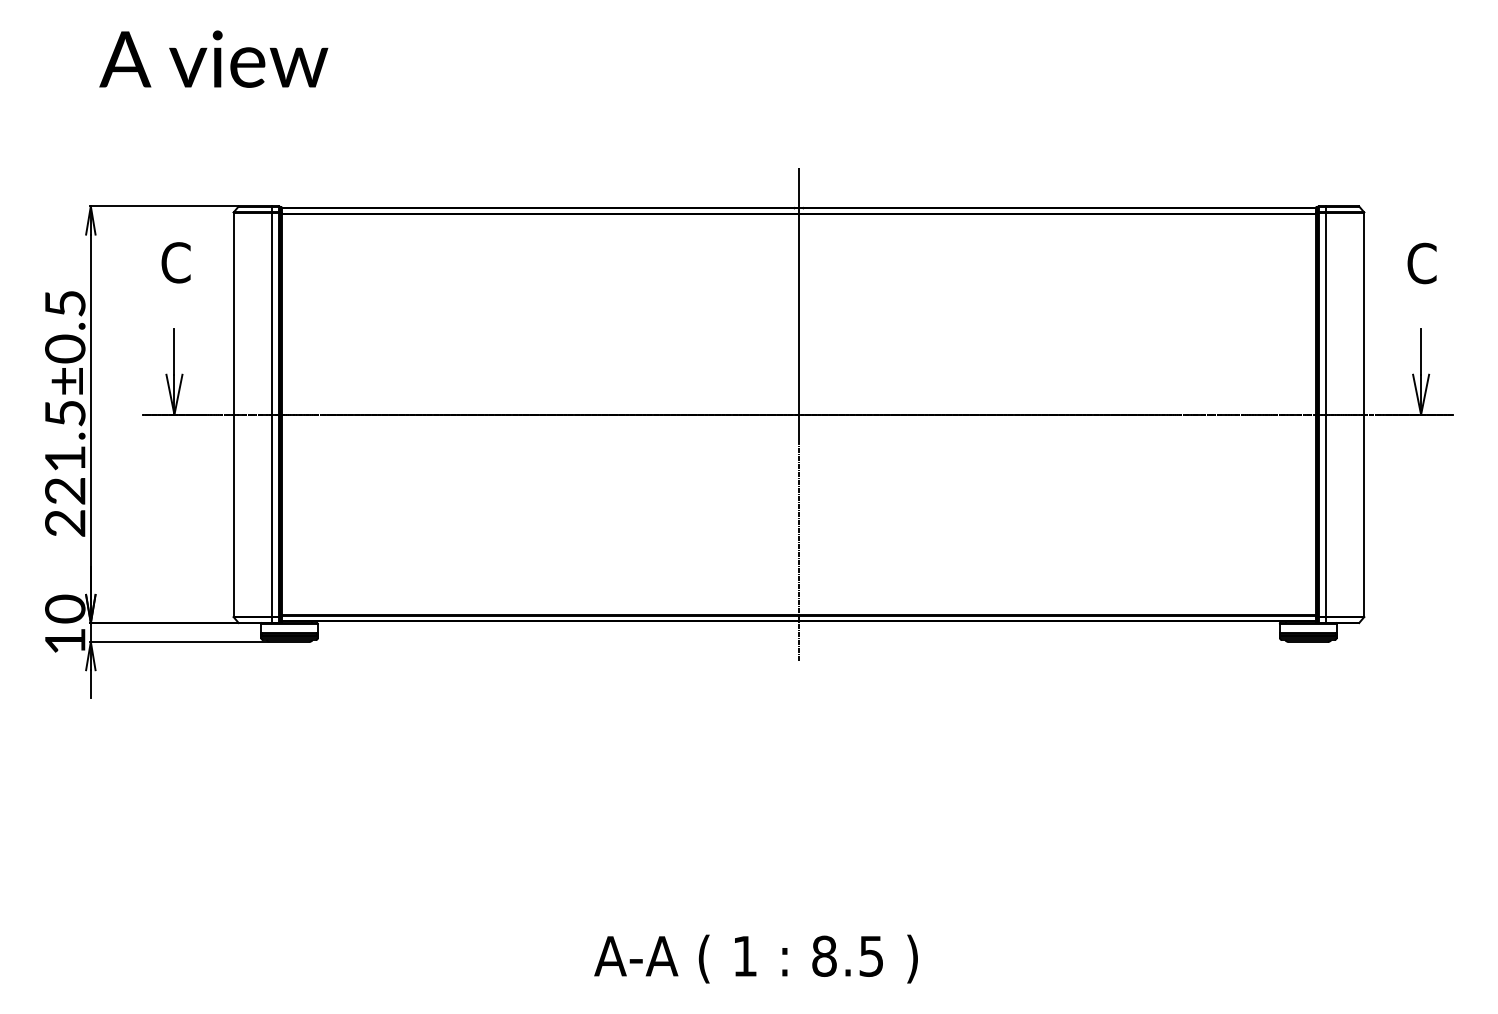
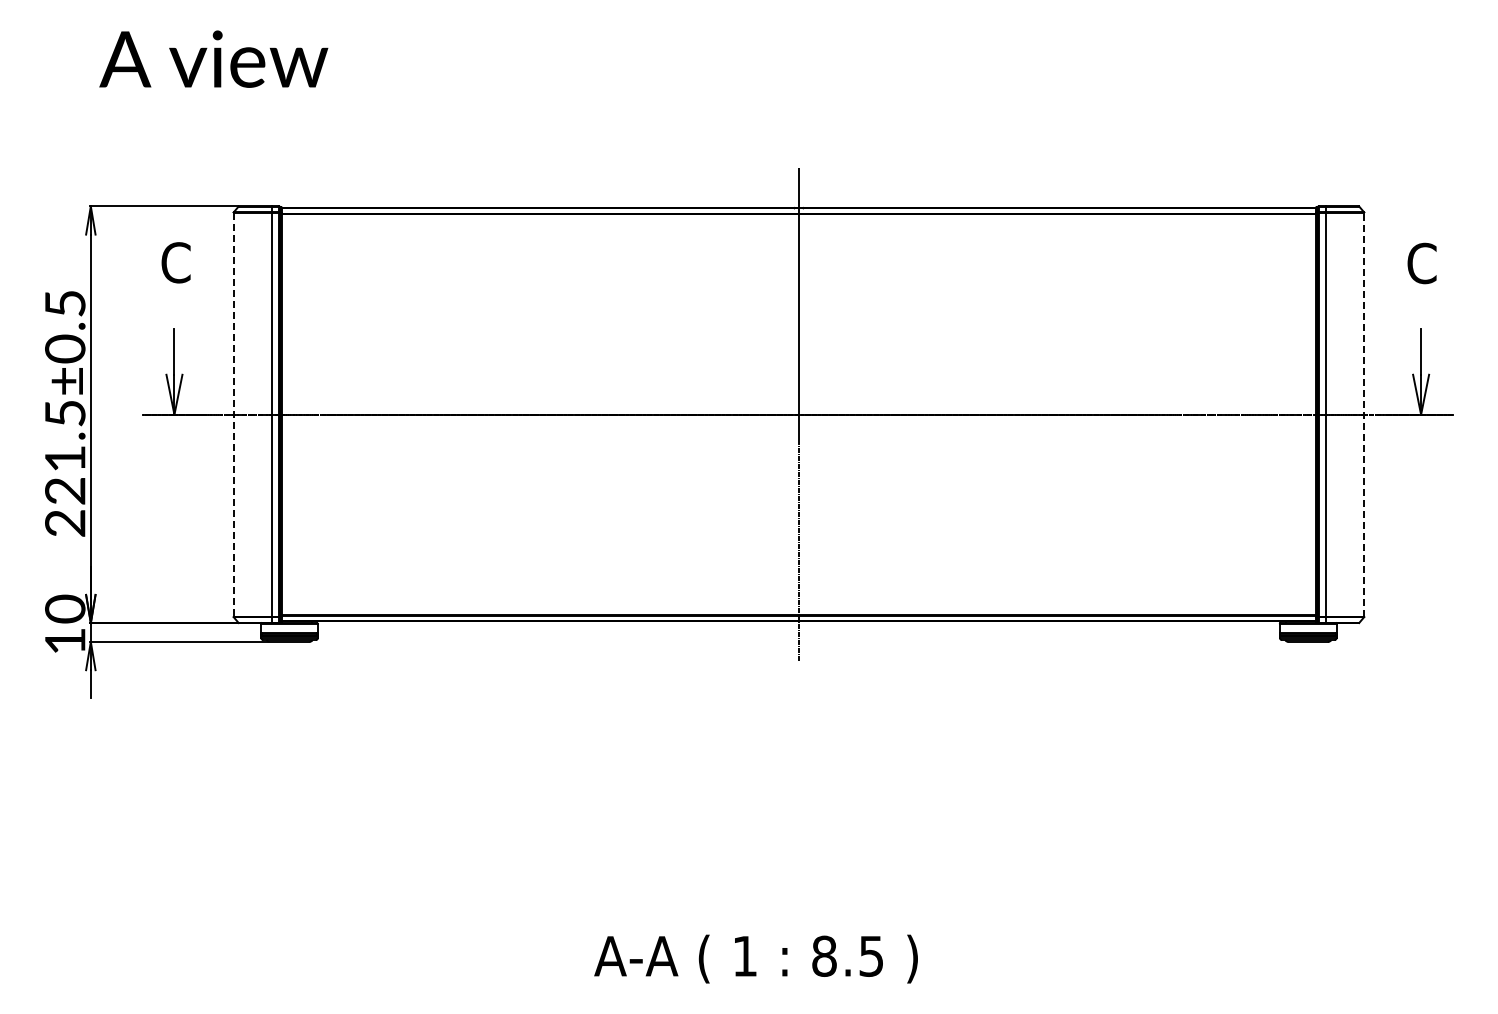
line: solid -> dashed (233, 414)
line: solid -> dashed (1364, 414)
